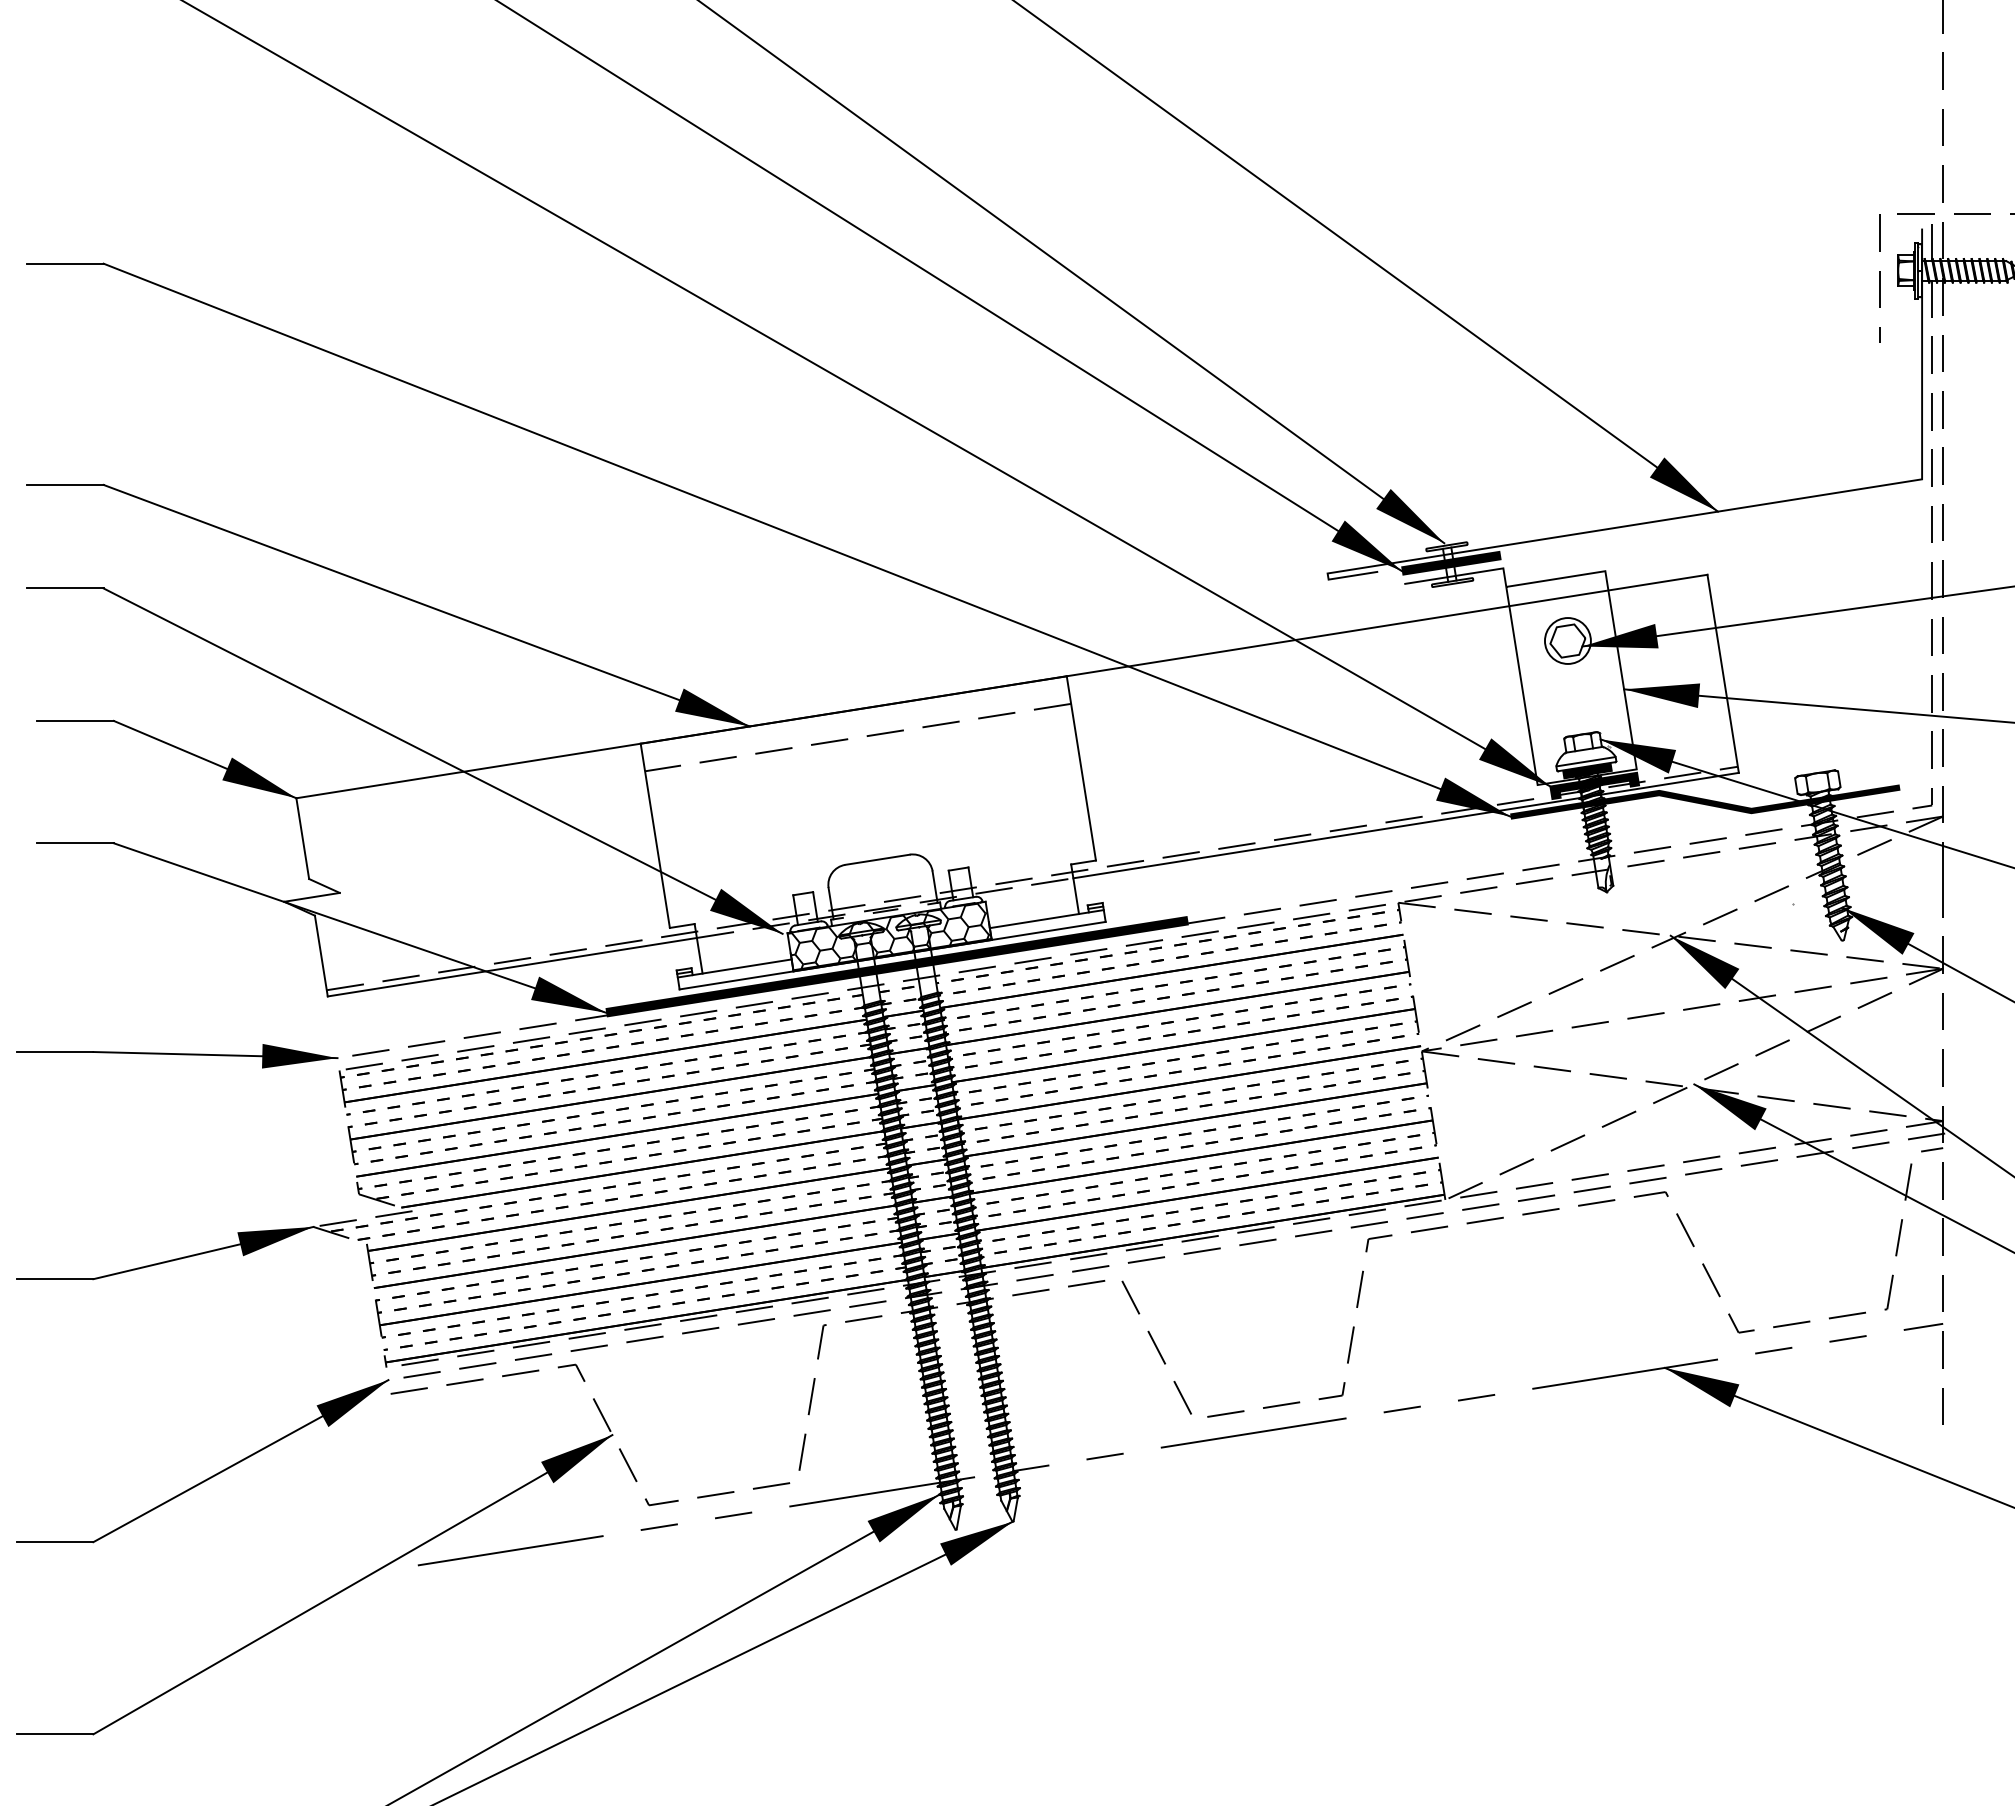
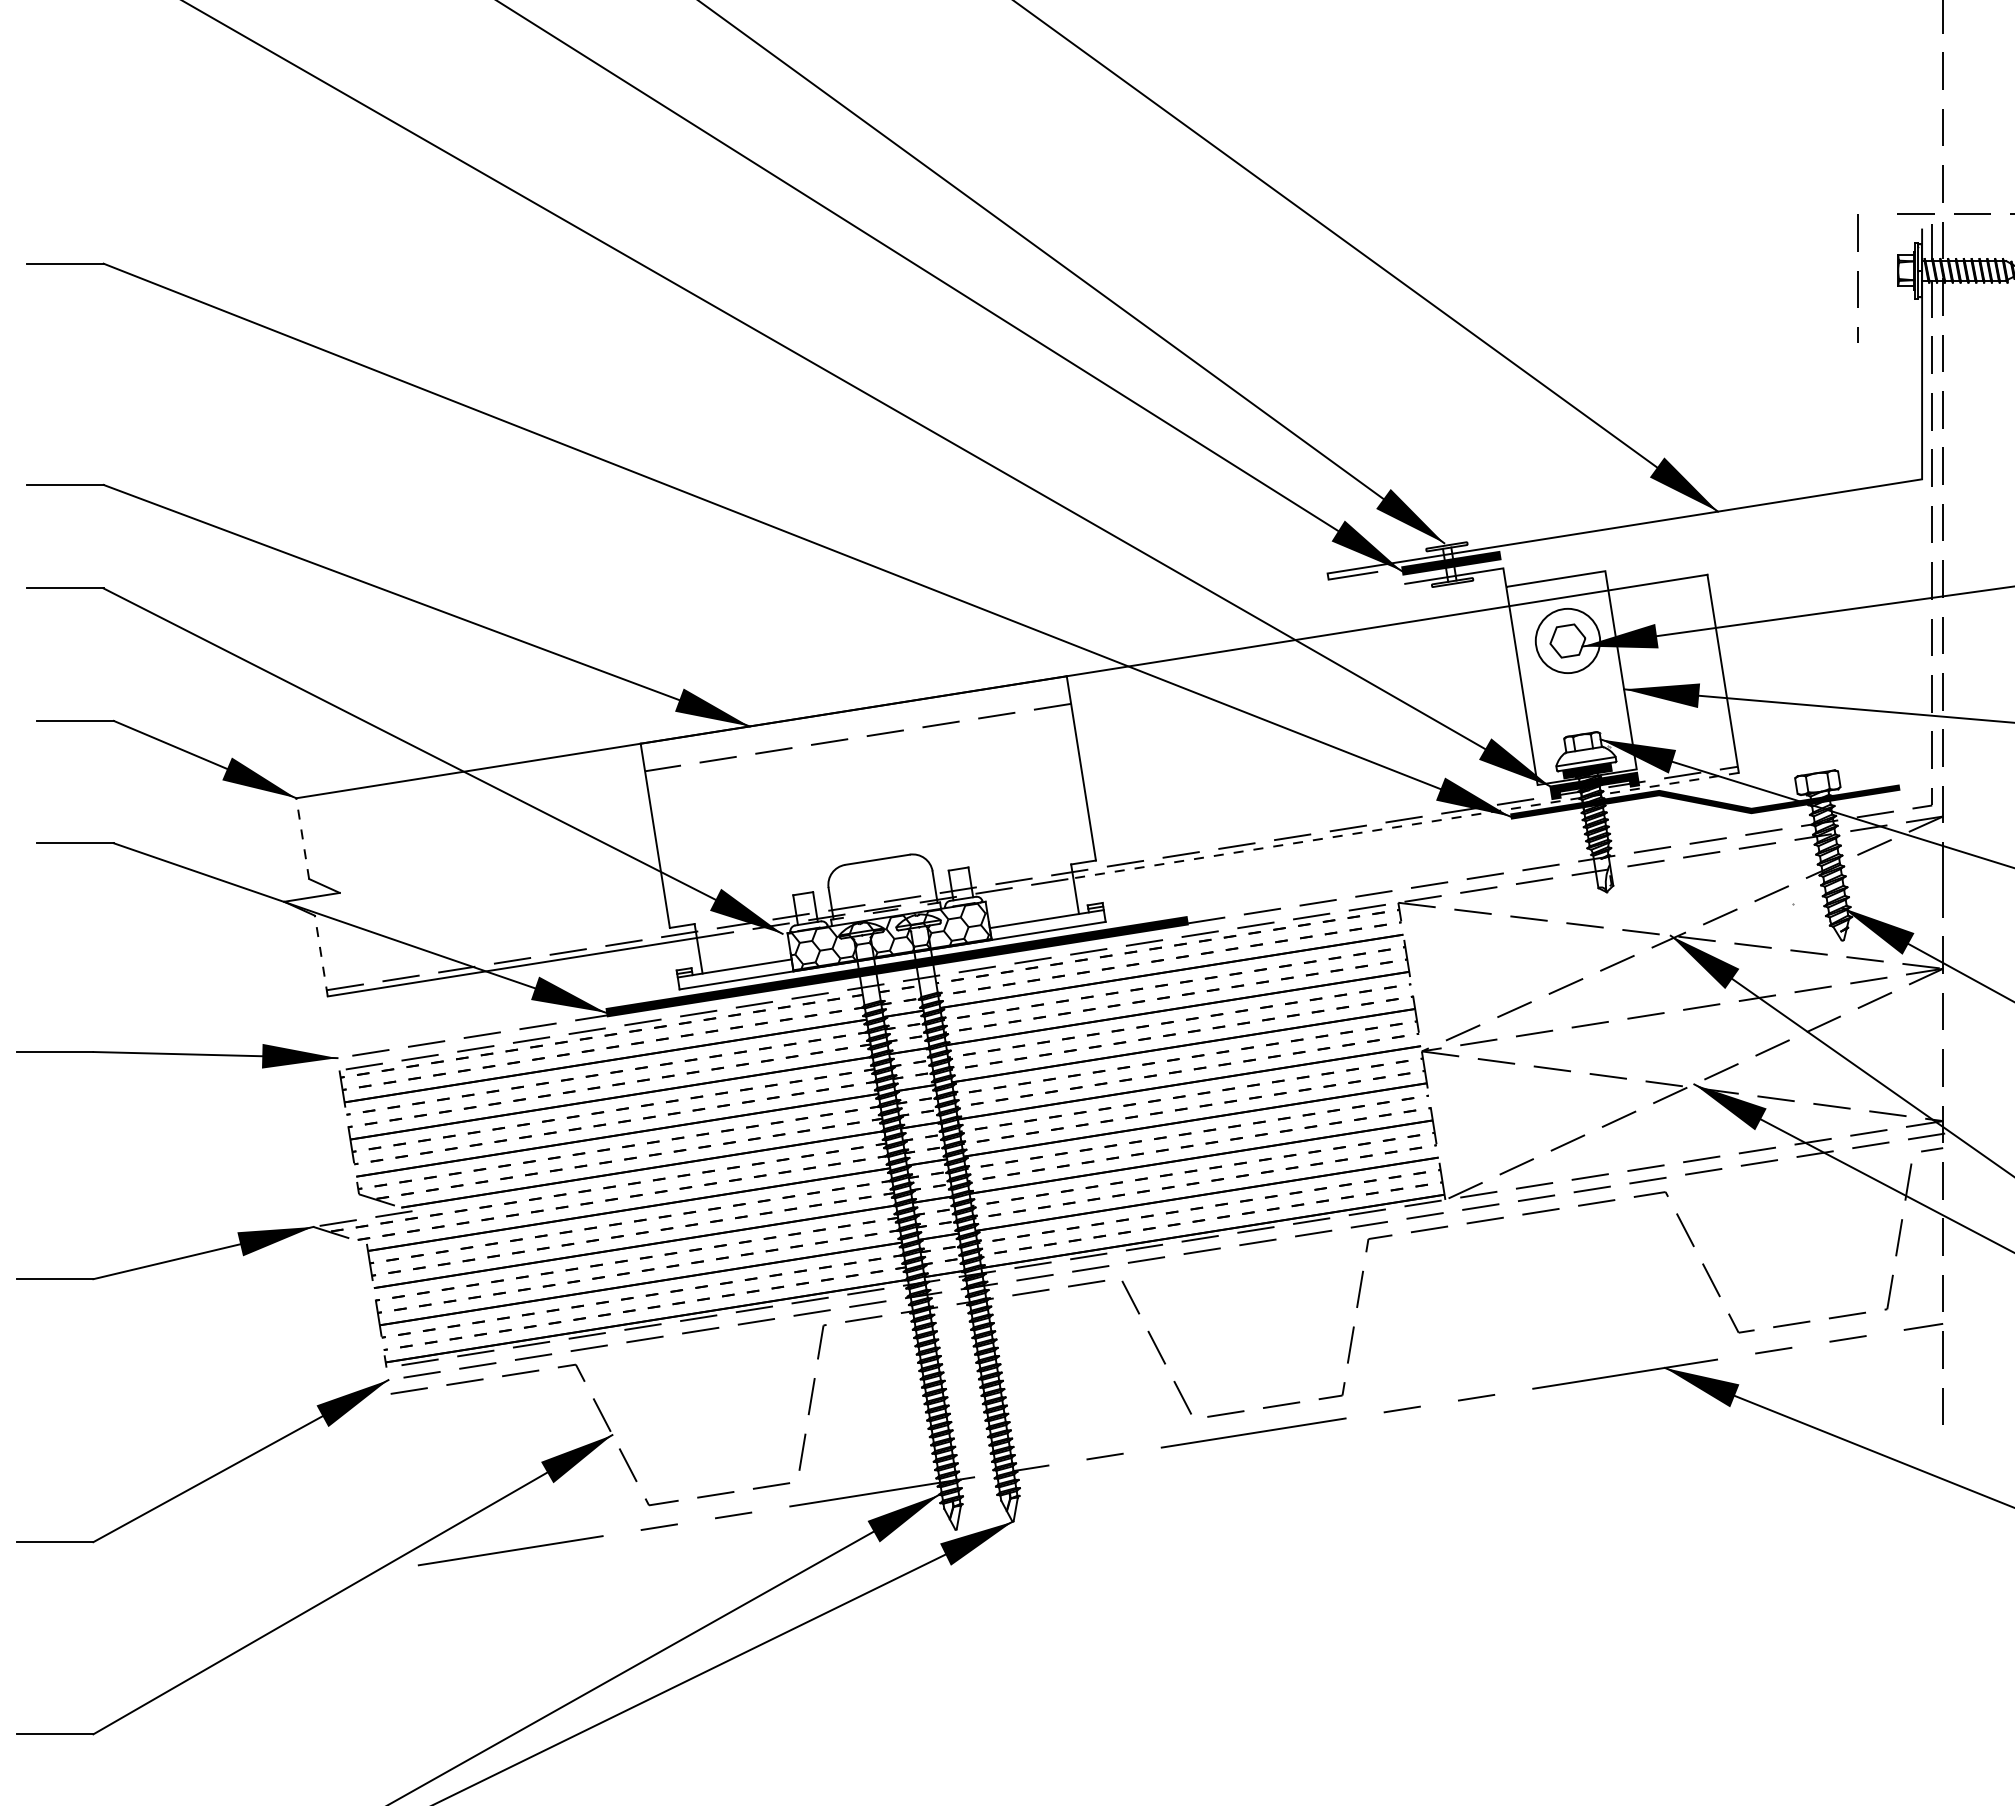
line position: (1879, 278) -> (1857, 278) (1857, 278)
circle diameter: 46 px -> 64 px (1567, 640)
line: solid -> dashed (1406, 825)
line: solid -> dashed (302, 838)
line: solid -> dashed (321, 956)
